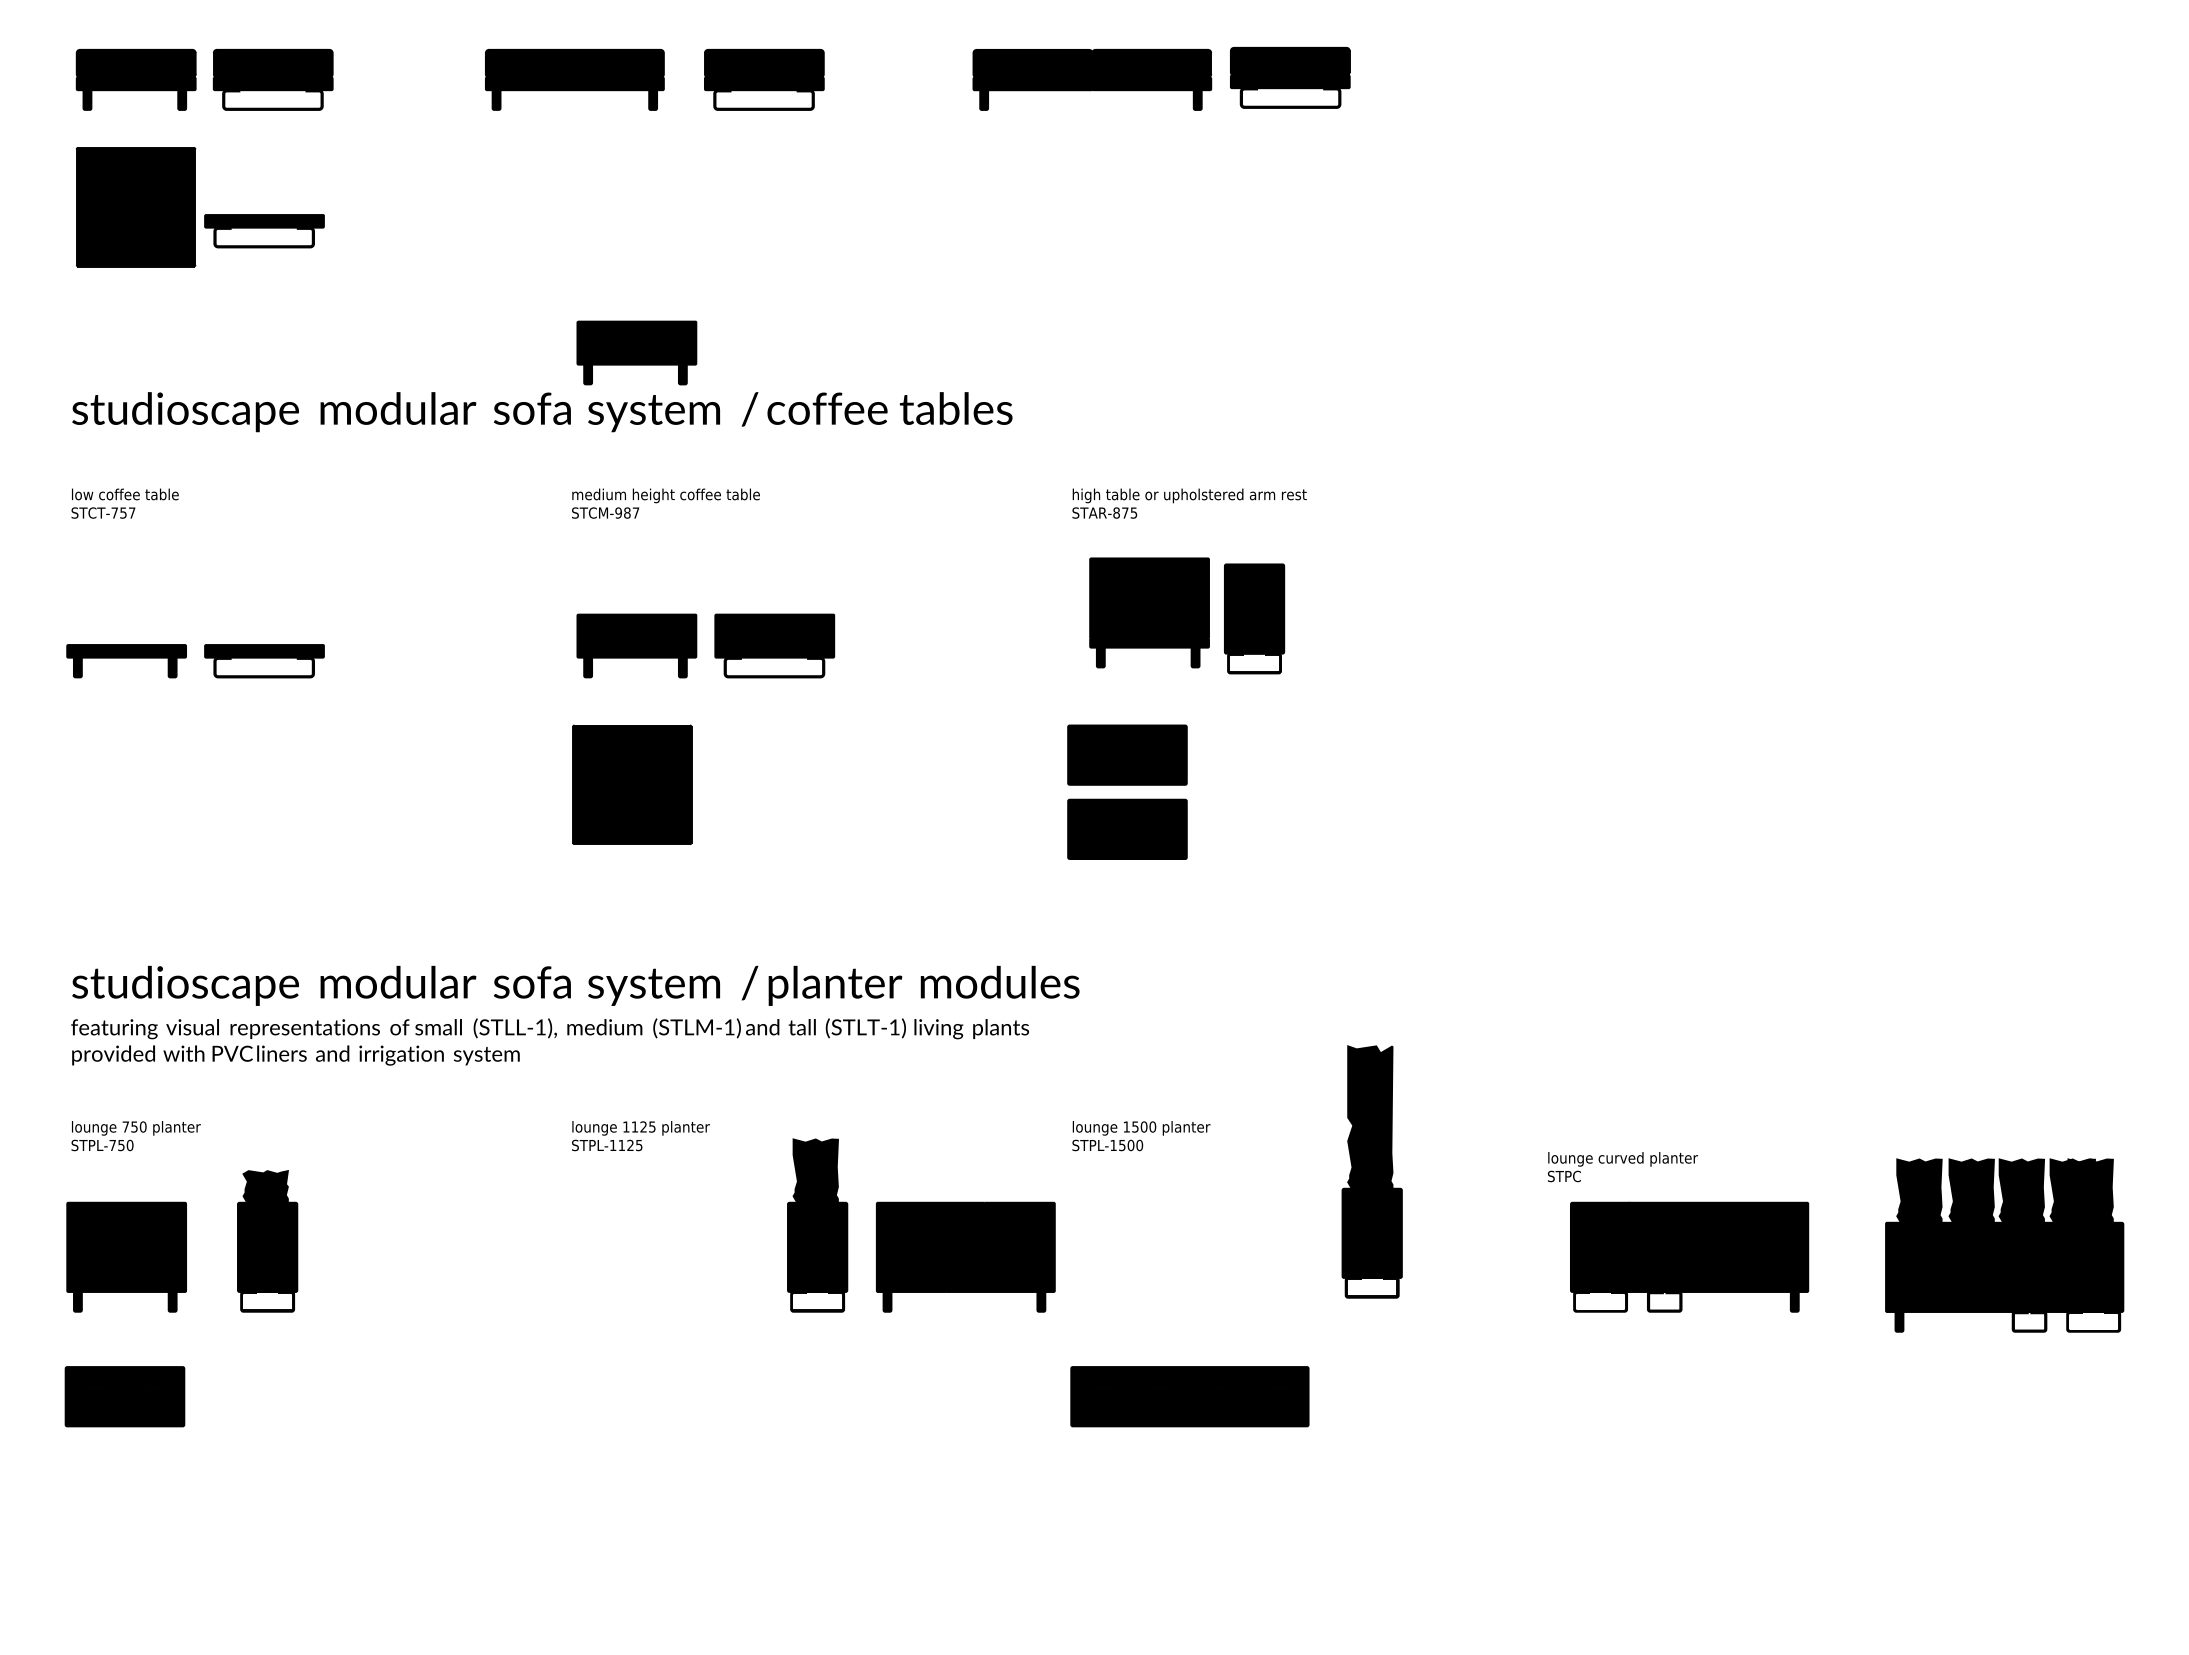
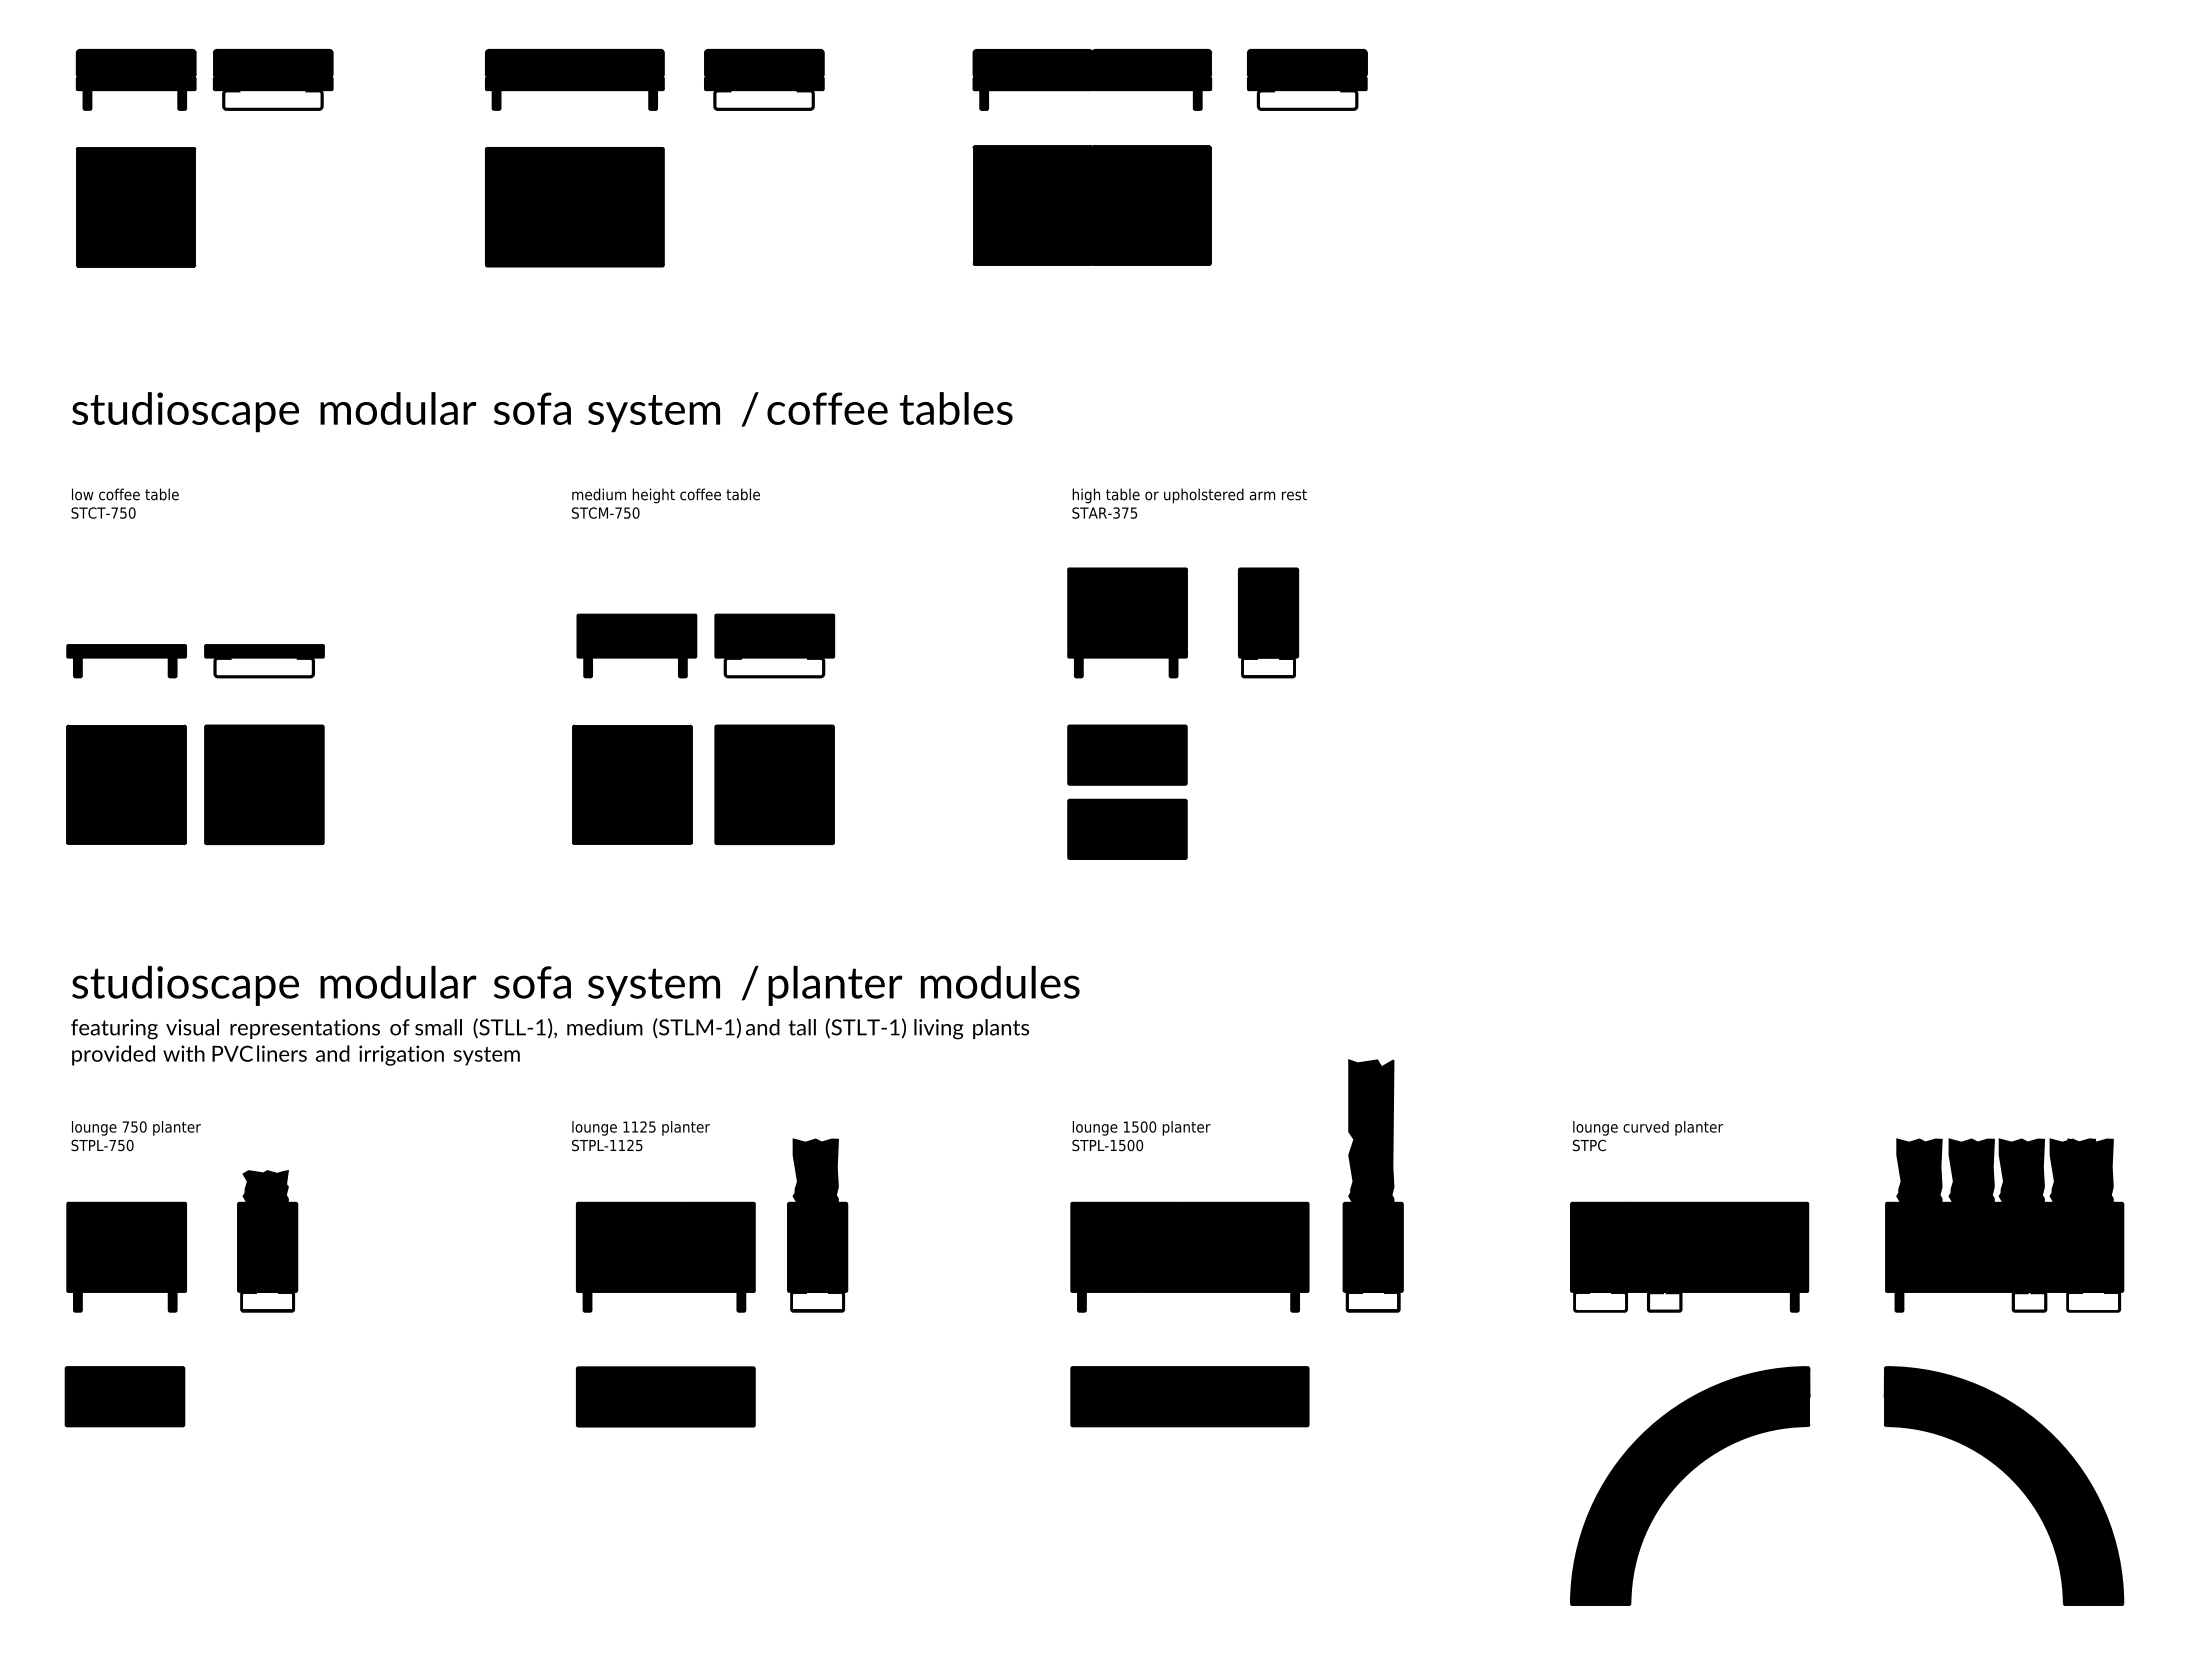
part position: (1290, 77) -> (1307, 79) (1307, 79)
part: none -> present (1091, 205)
part: none -> present (574, 207)
part: present -> none (264, 231)
part: present -> none (636, 352)
text: STCT-757 -> STCT-750 (131, 512)
text: STCM-987 -> STCM-750 (627, 512)
text: STAR-875 -> STAR-375 (1116, 512)
part position: (1149, 612) -> (1127, 622) (1127, 622)
part position: (1254, 618) -> (1268, 622) (1268, 622)
part: none -> present (126, 784)
part: none -> present (264, 784)
part: none -> present (774, 784)
text position: (1622, 1167) -> (1647, 1136) (1647, 1136)
part position: (1371, 1171) -> (1372, 1185) (1372, 1185)
part position: (2004, 1245) -> (2004, 1225) (2004, 1225)
part position: (965, 1256) -> (665, 1256) (665, 1256)
part: none -> present (1189, 1256)
part: none -> present (665, 1396)
part: none -> present (1684, 1478)
part: none -> present (2010, 1478)
